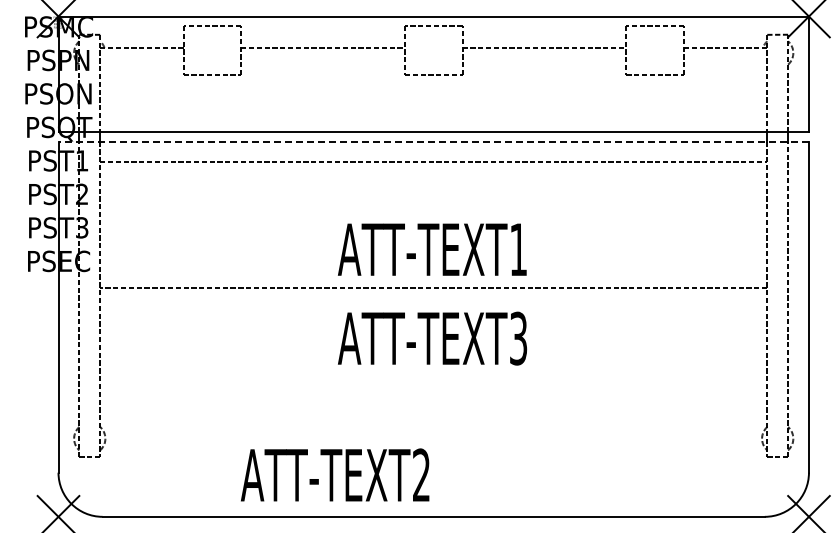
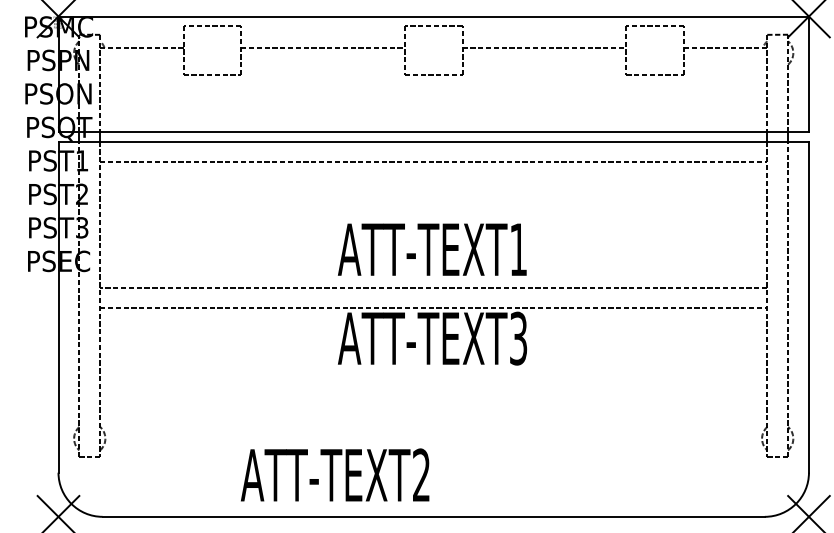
line: dashed -> solid (433, 141)
line: none -> present (433, 308)
